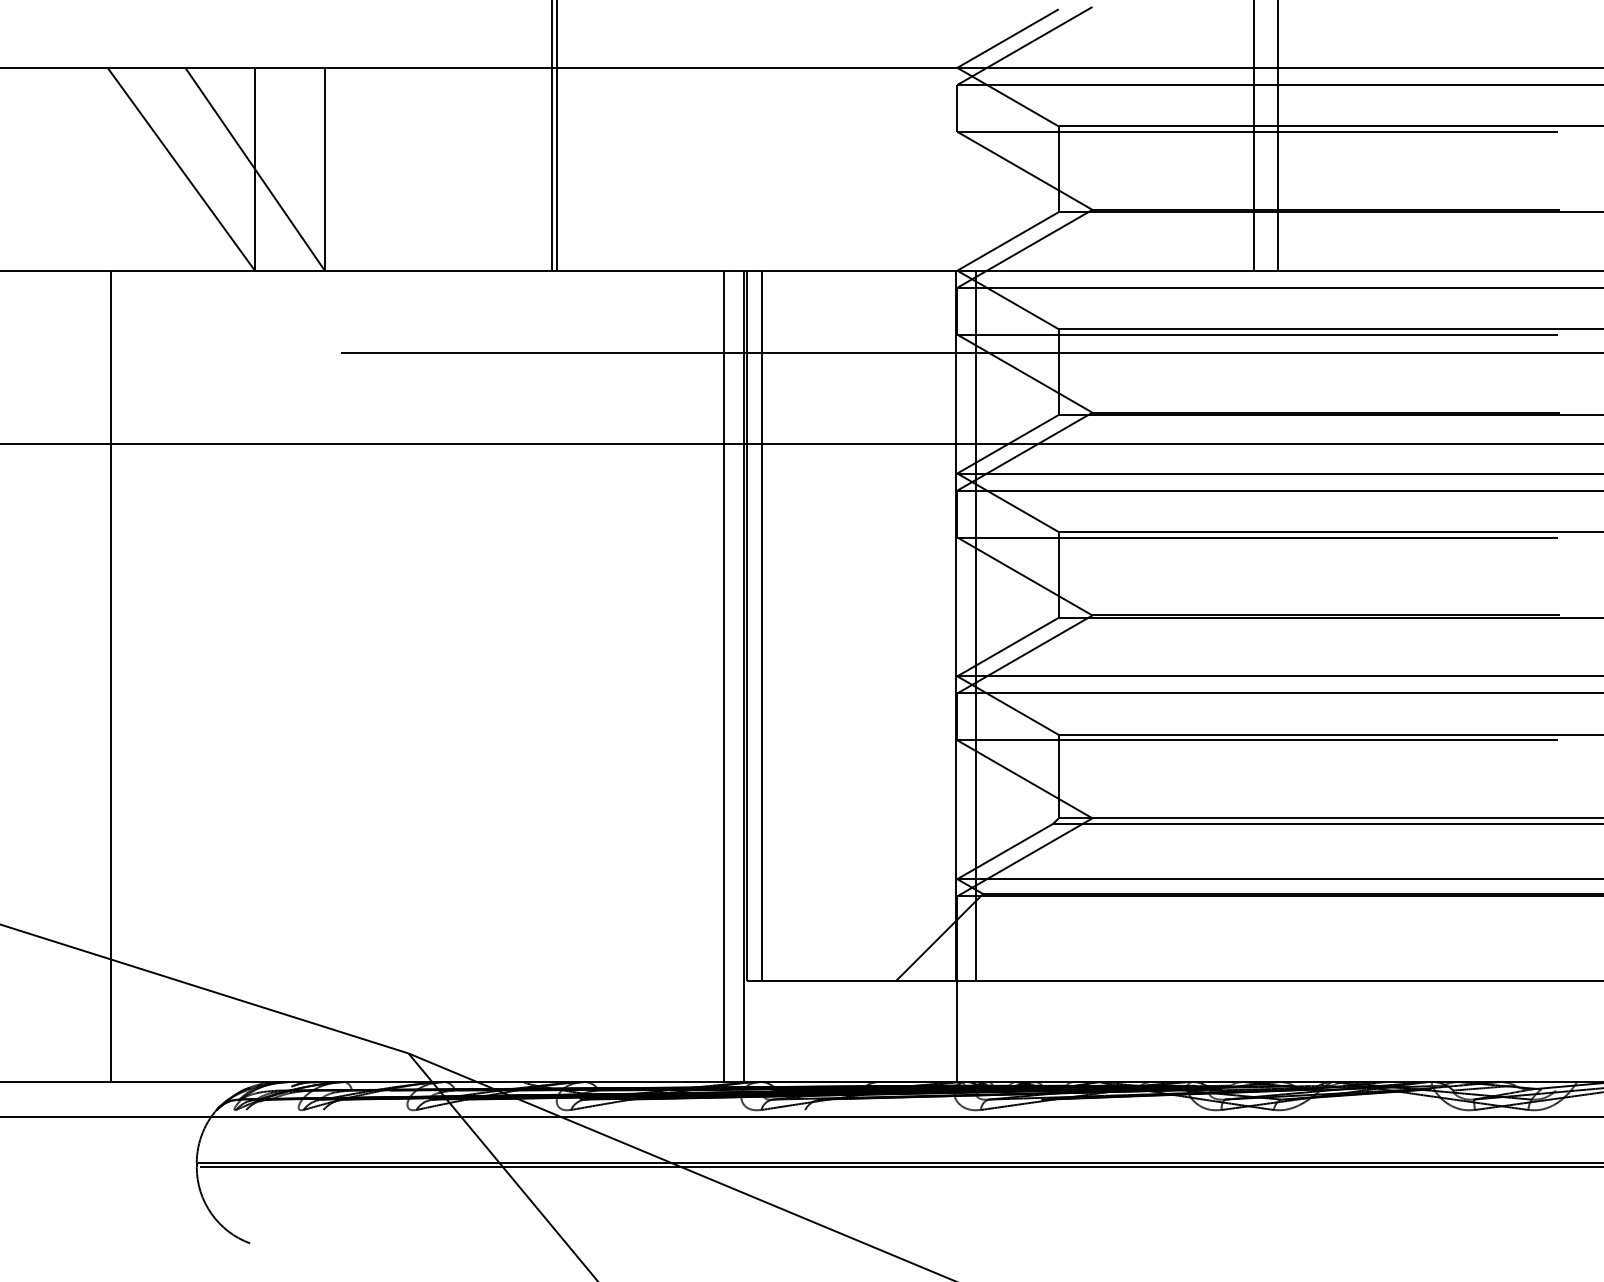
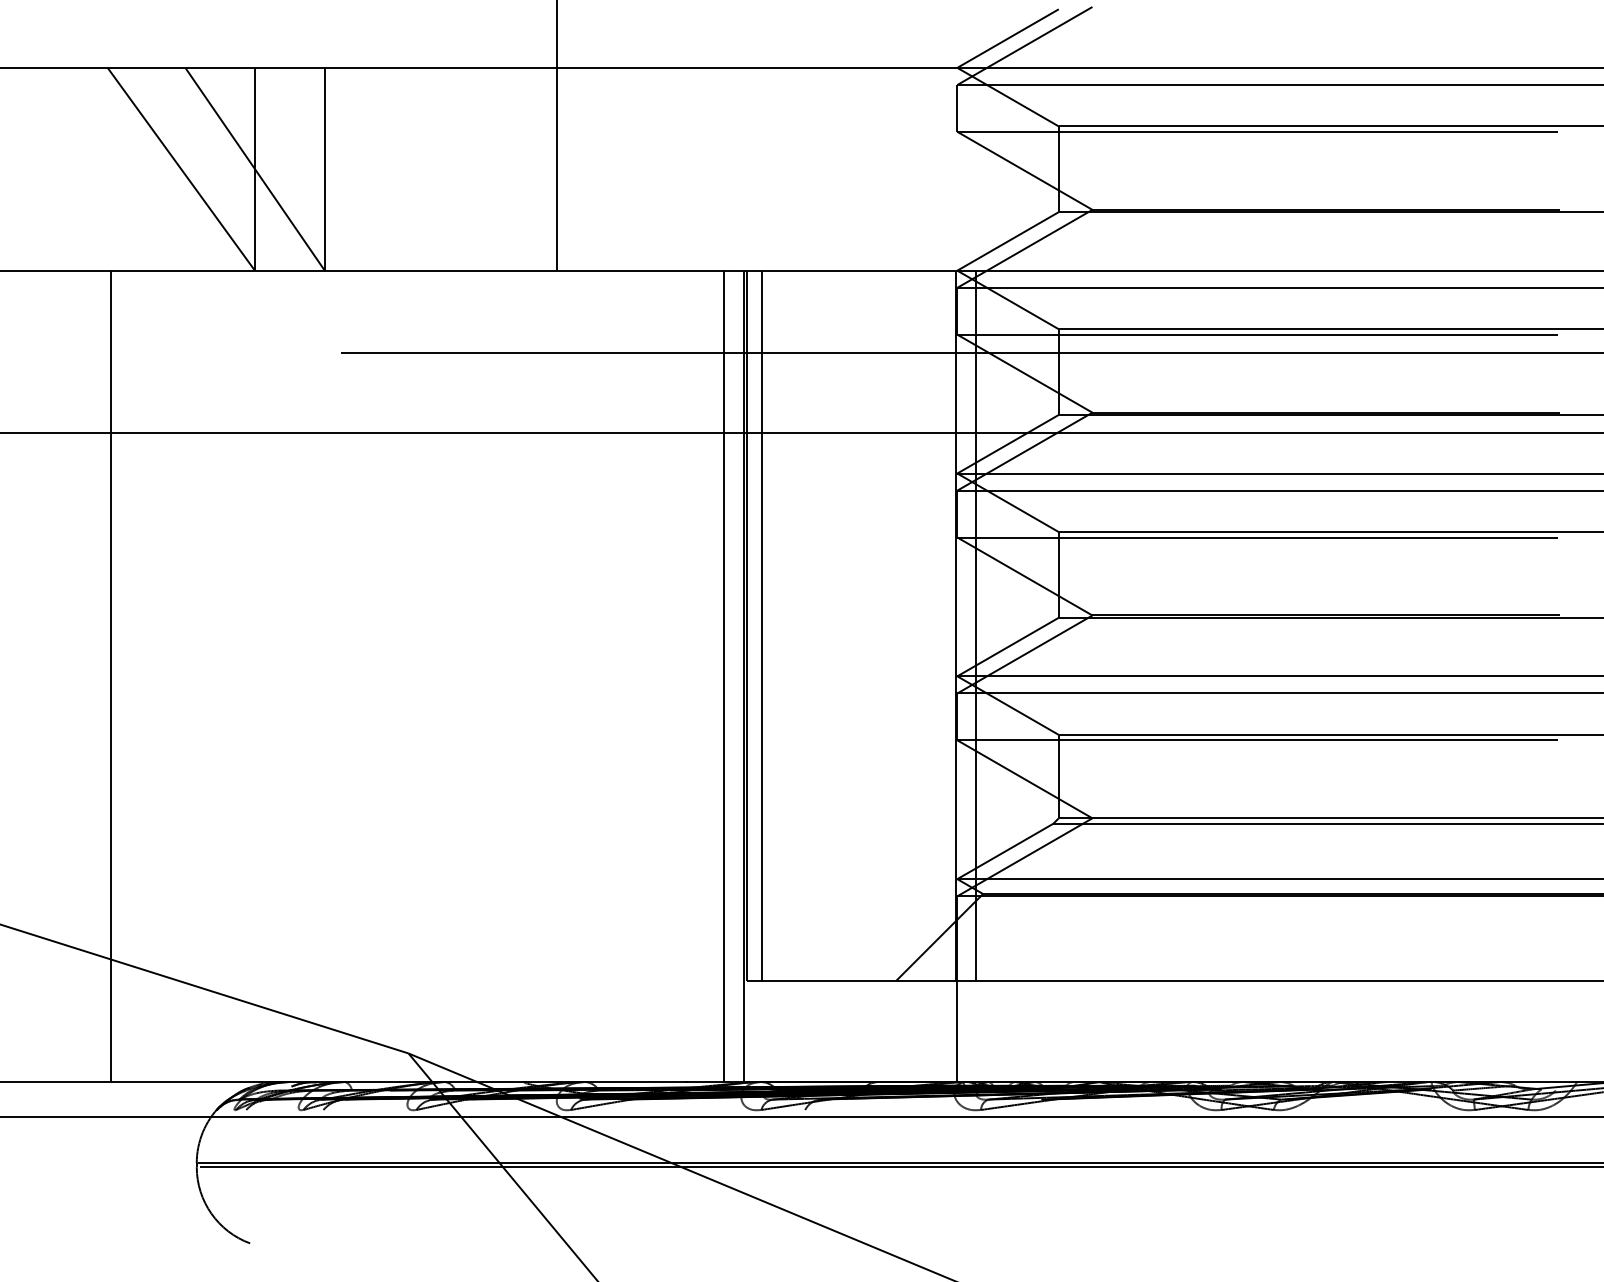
line: present -> none (551, 136)
line: present -> none (1253, 136)
line: present -> none (1277, 136)
line position: (801, 444) -> (801, 433) (801, 433)
